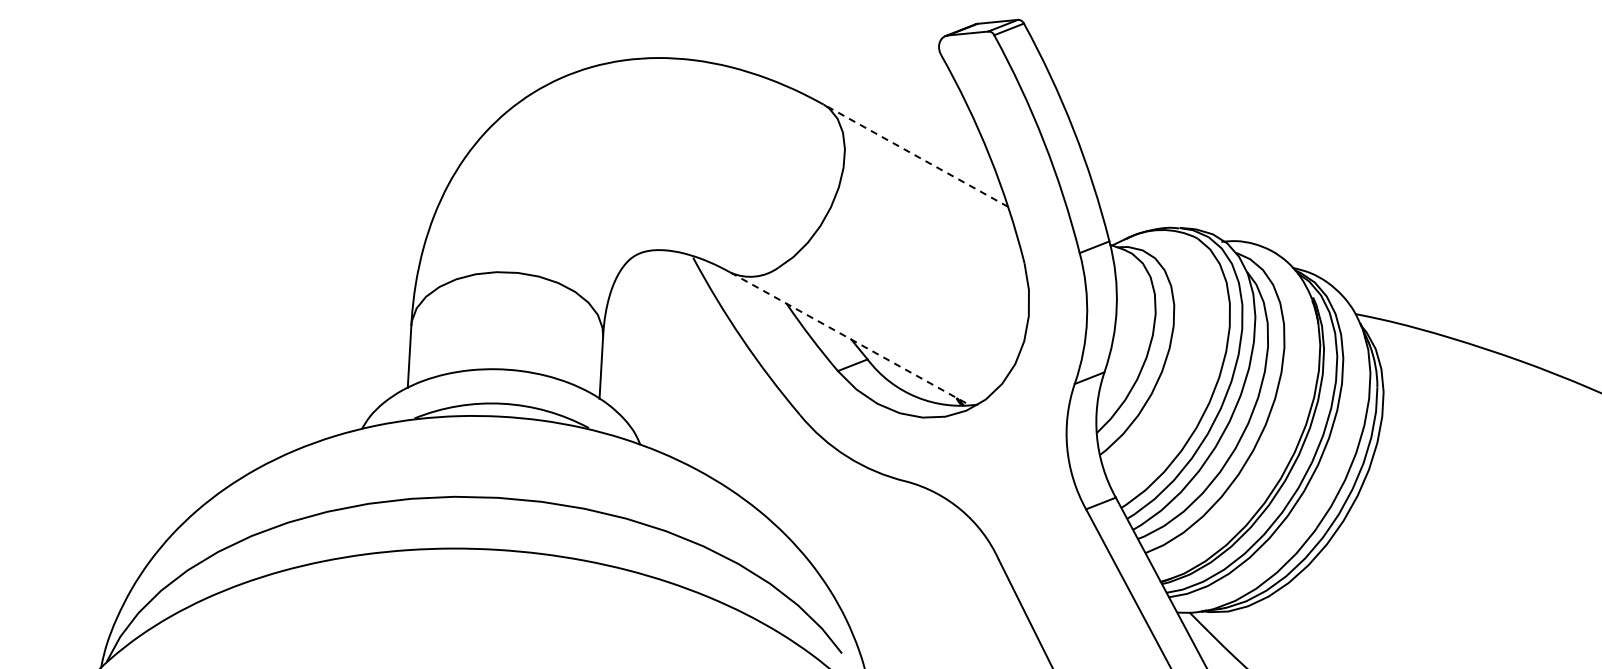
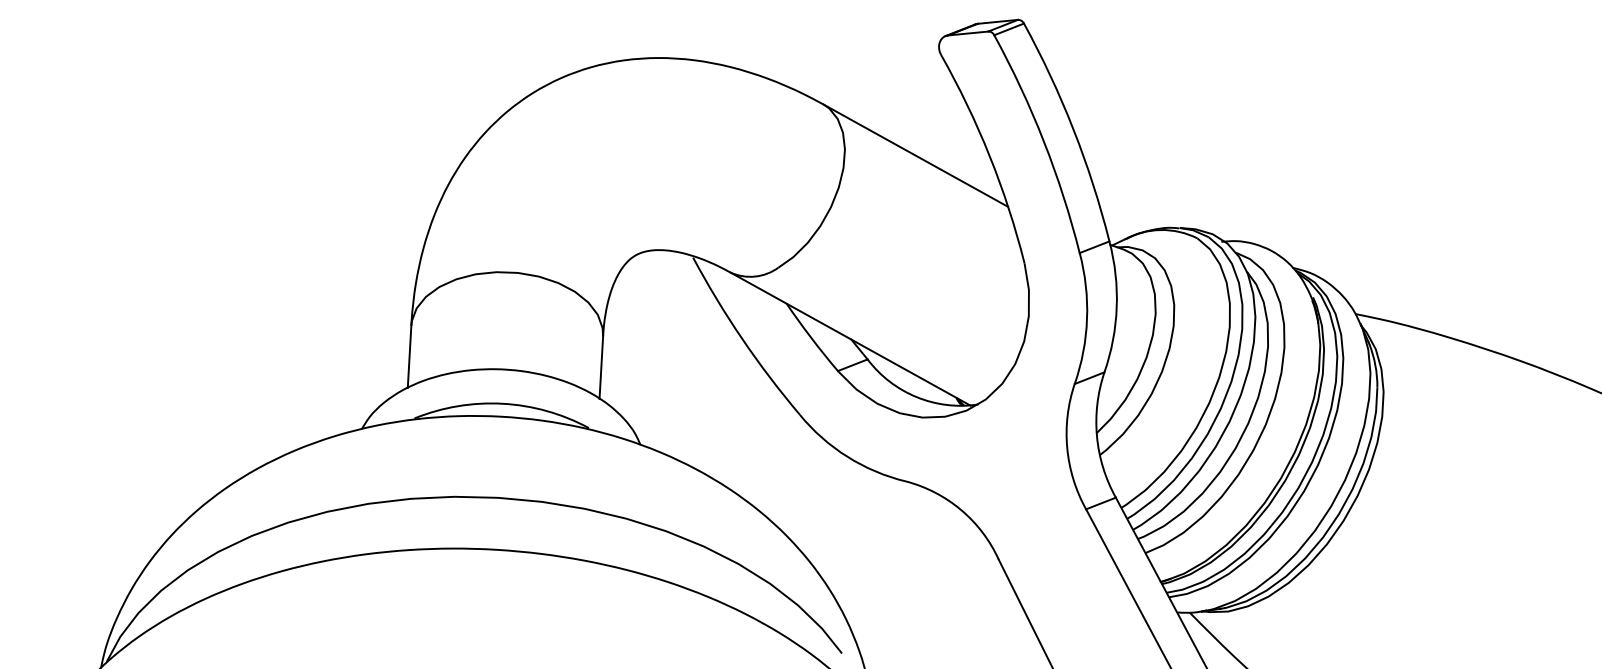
line: dashed -> solid (915, 155)
line: dashed -> solid (851, 339)
